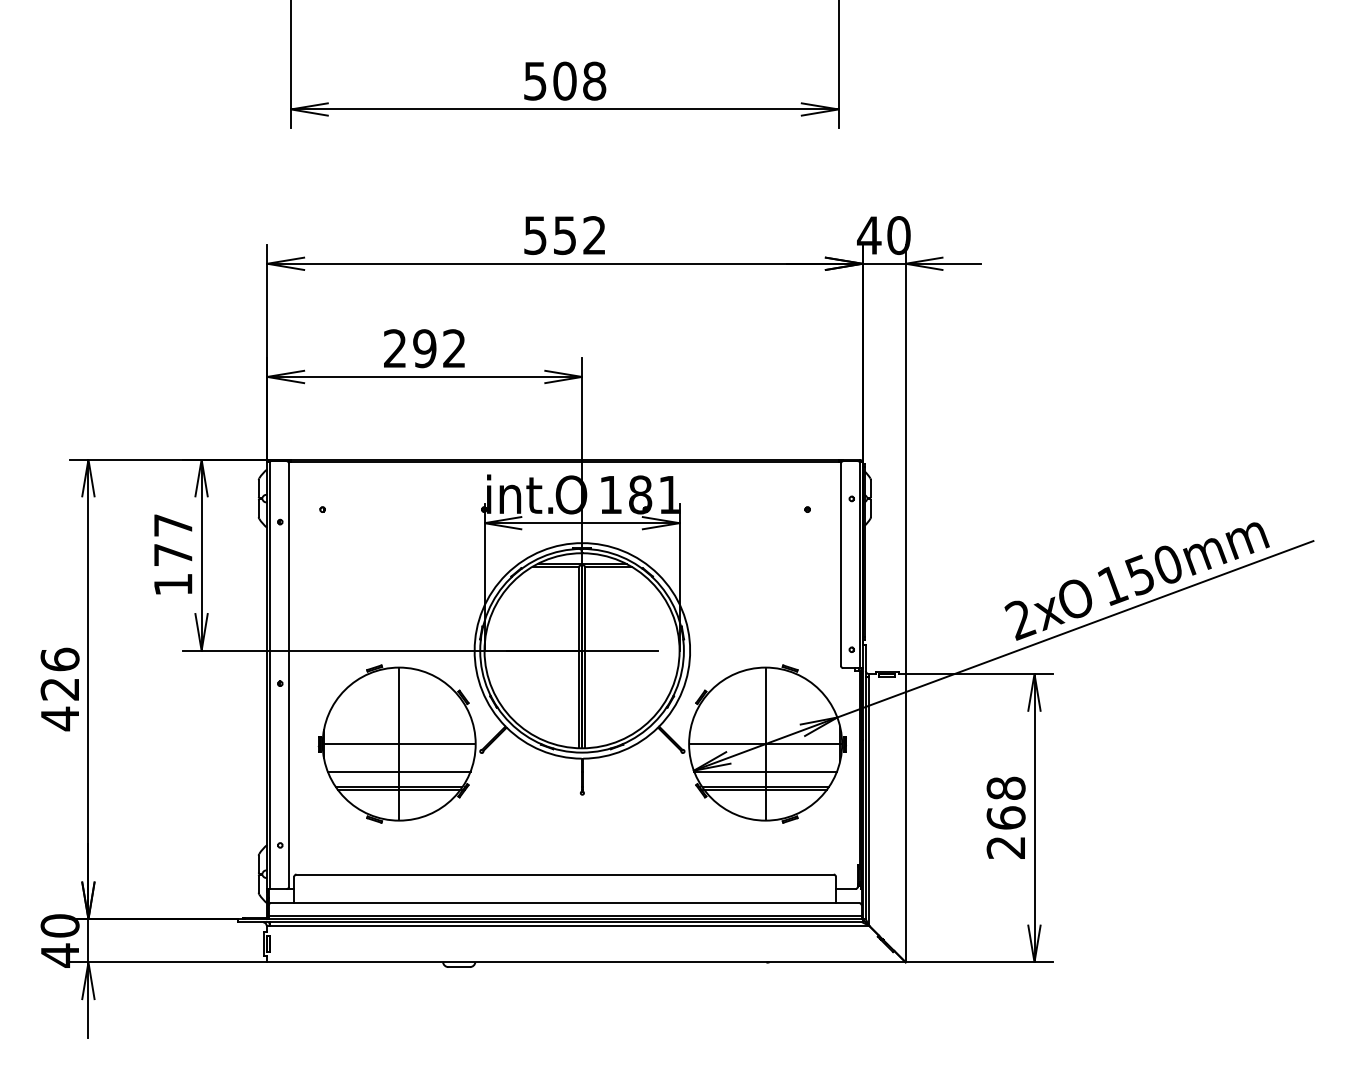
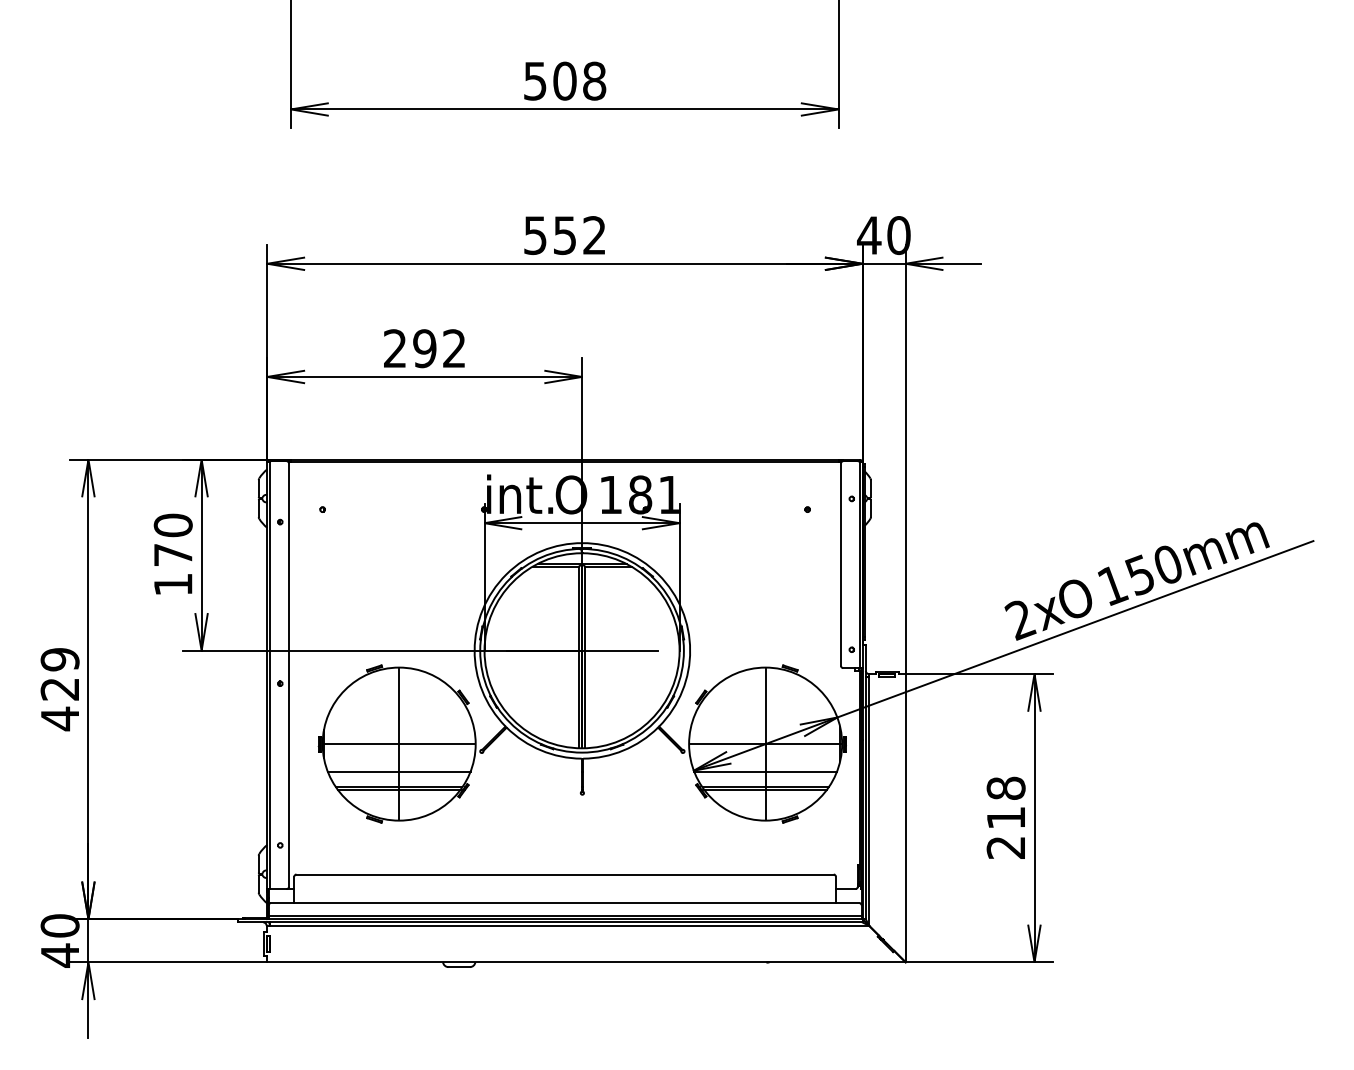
text: 177 -> 170 (172, 525)
text: 426 -> 429 (59, 659)
text: 268 -> 218 (1005, 817)
